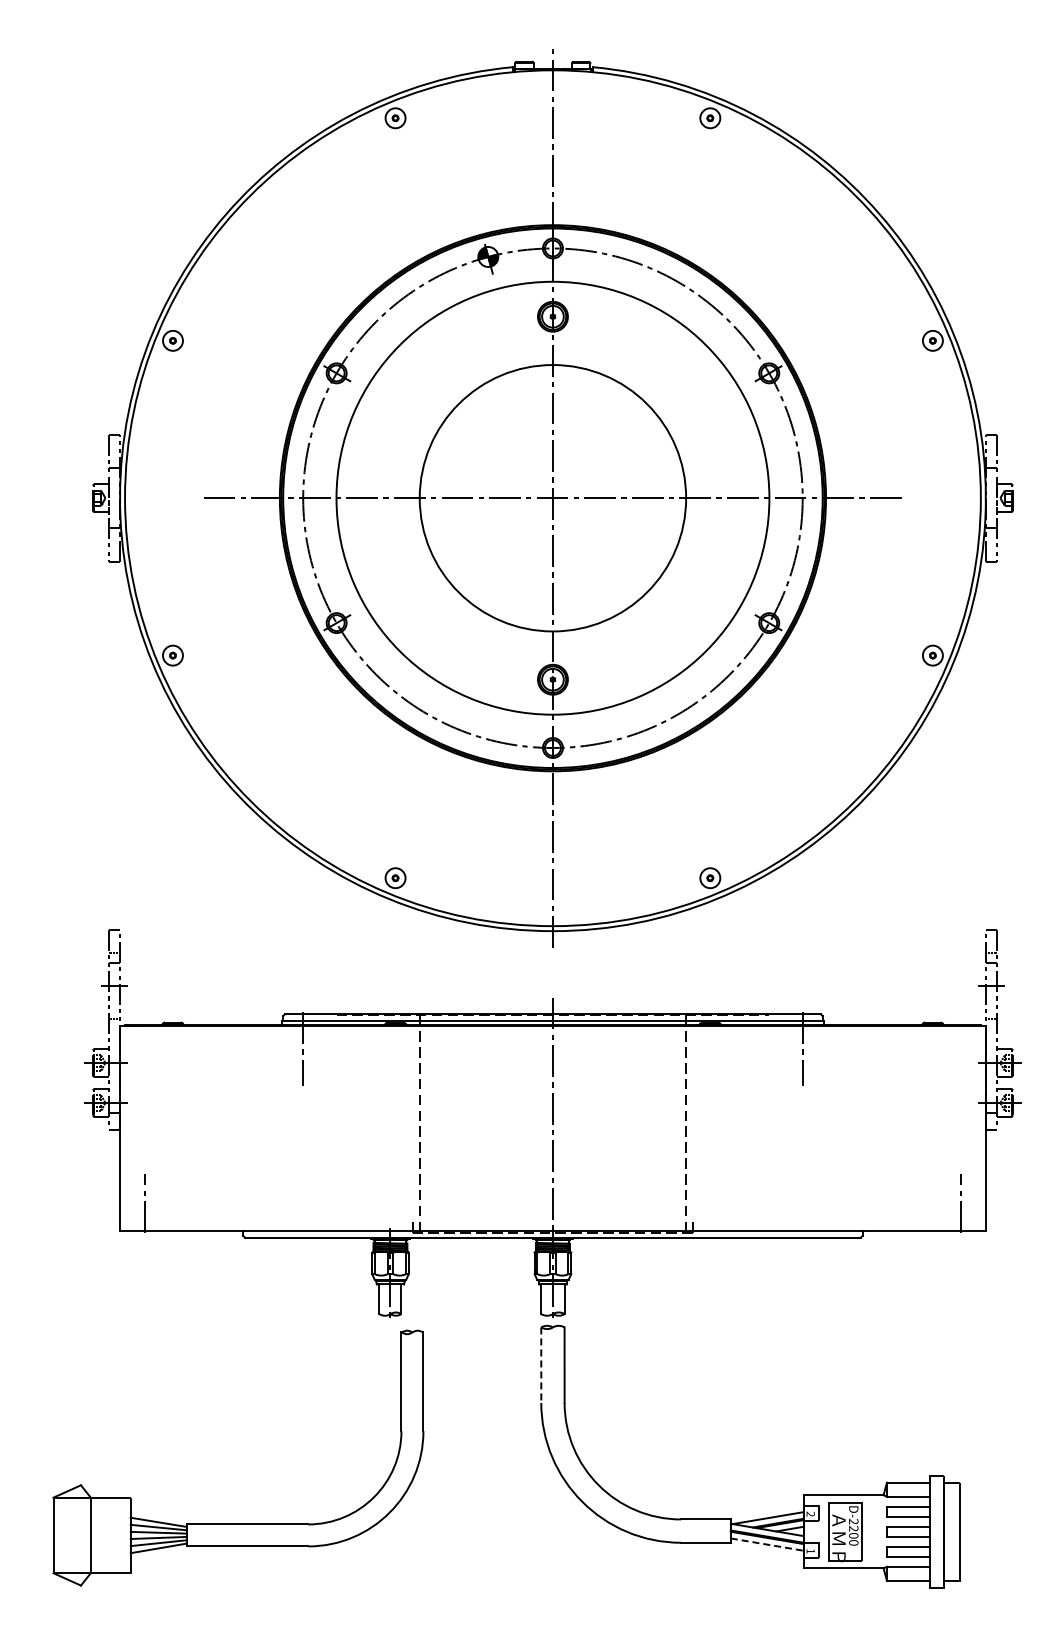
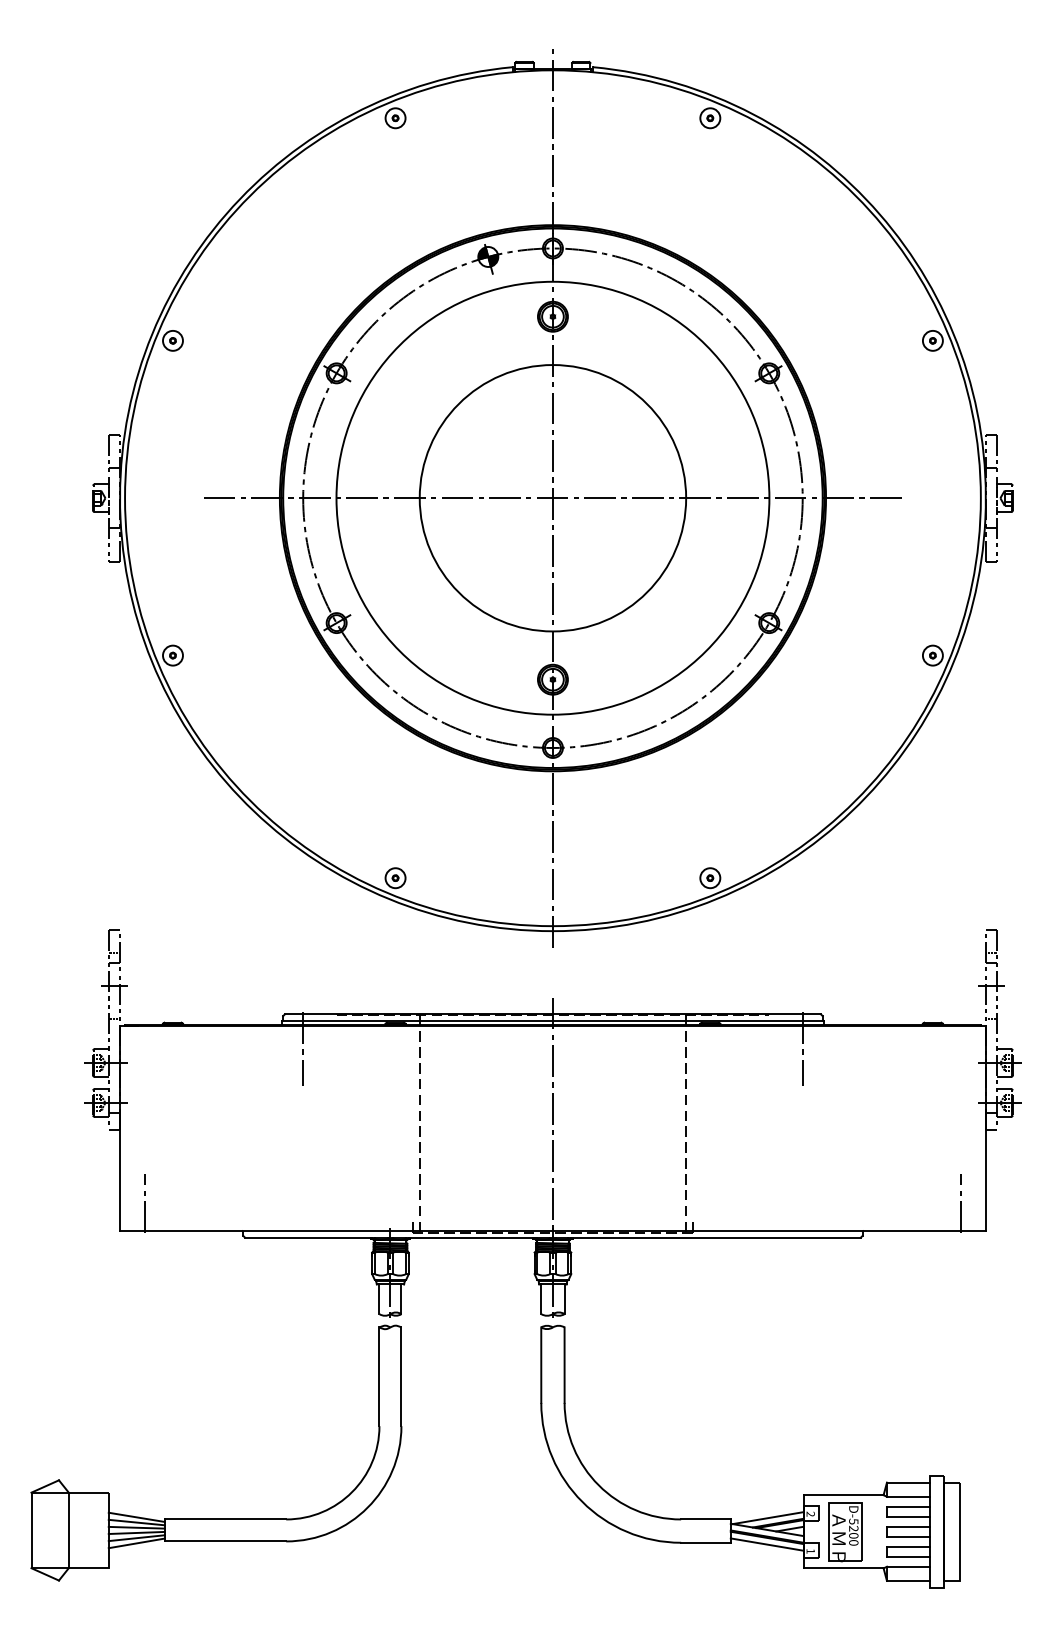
line: dashed -> solid (541, 1365)
text: D-2200 -> D-5200 (853, 1521)
part position: (238, 1523) -> (216, 1518) (216, 1518)
line: dashed -> solid (767, 1544)
